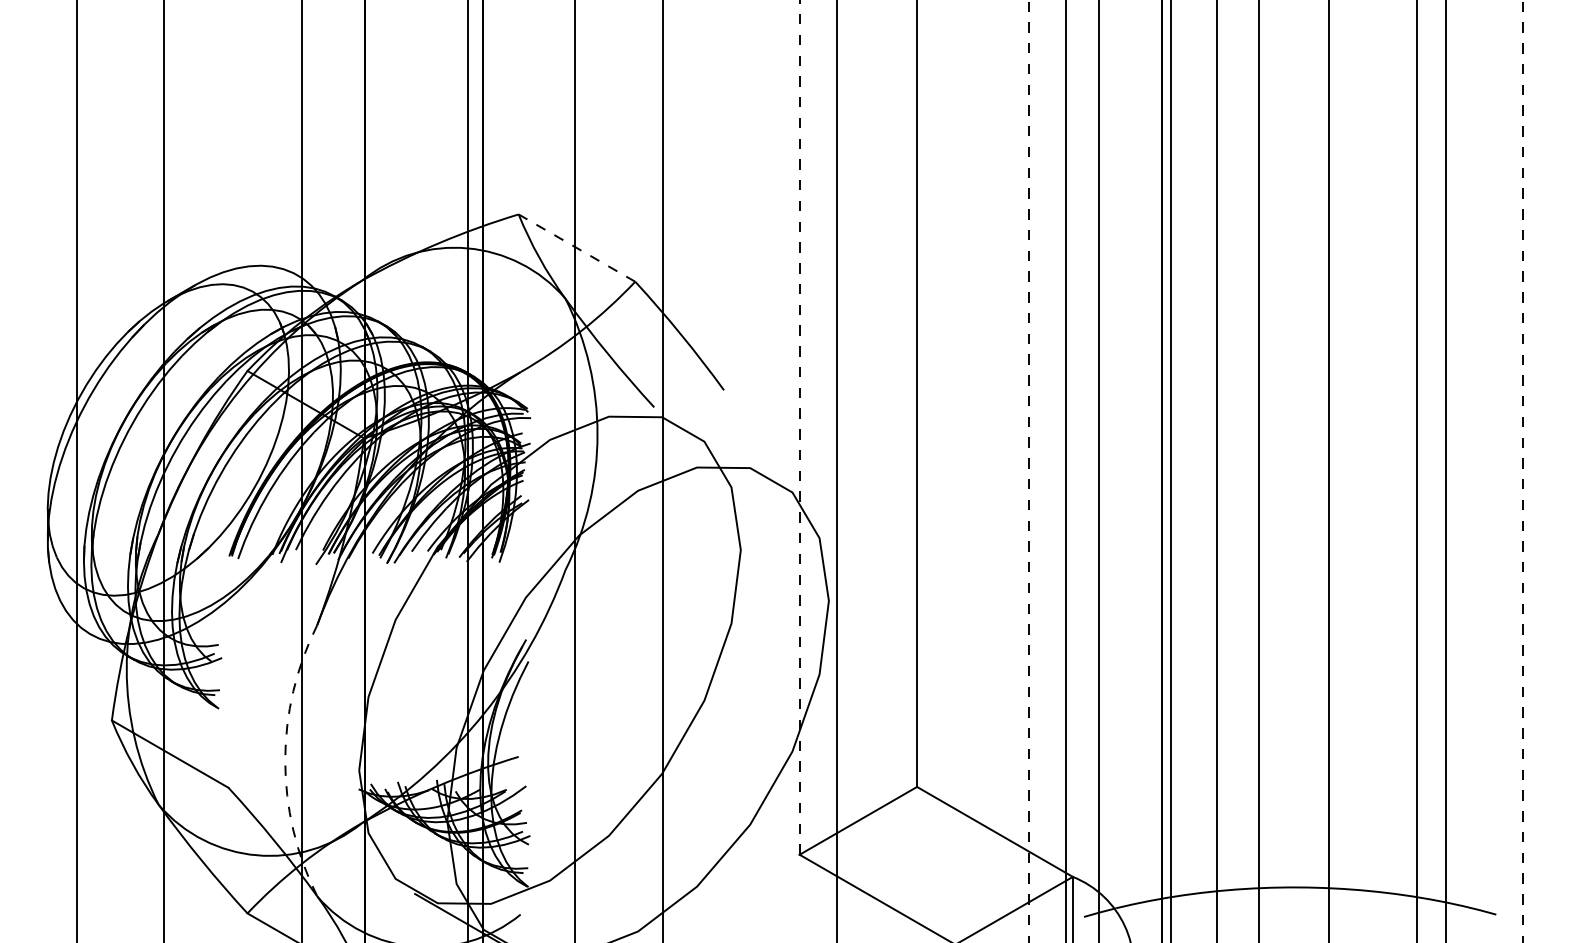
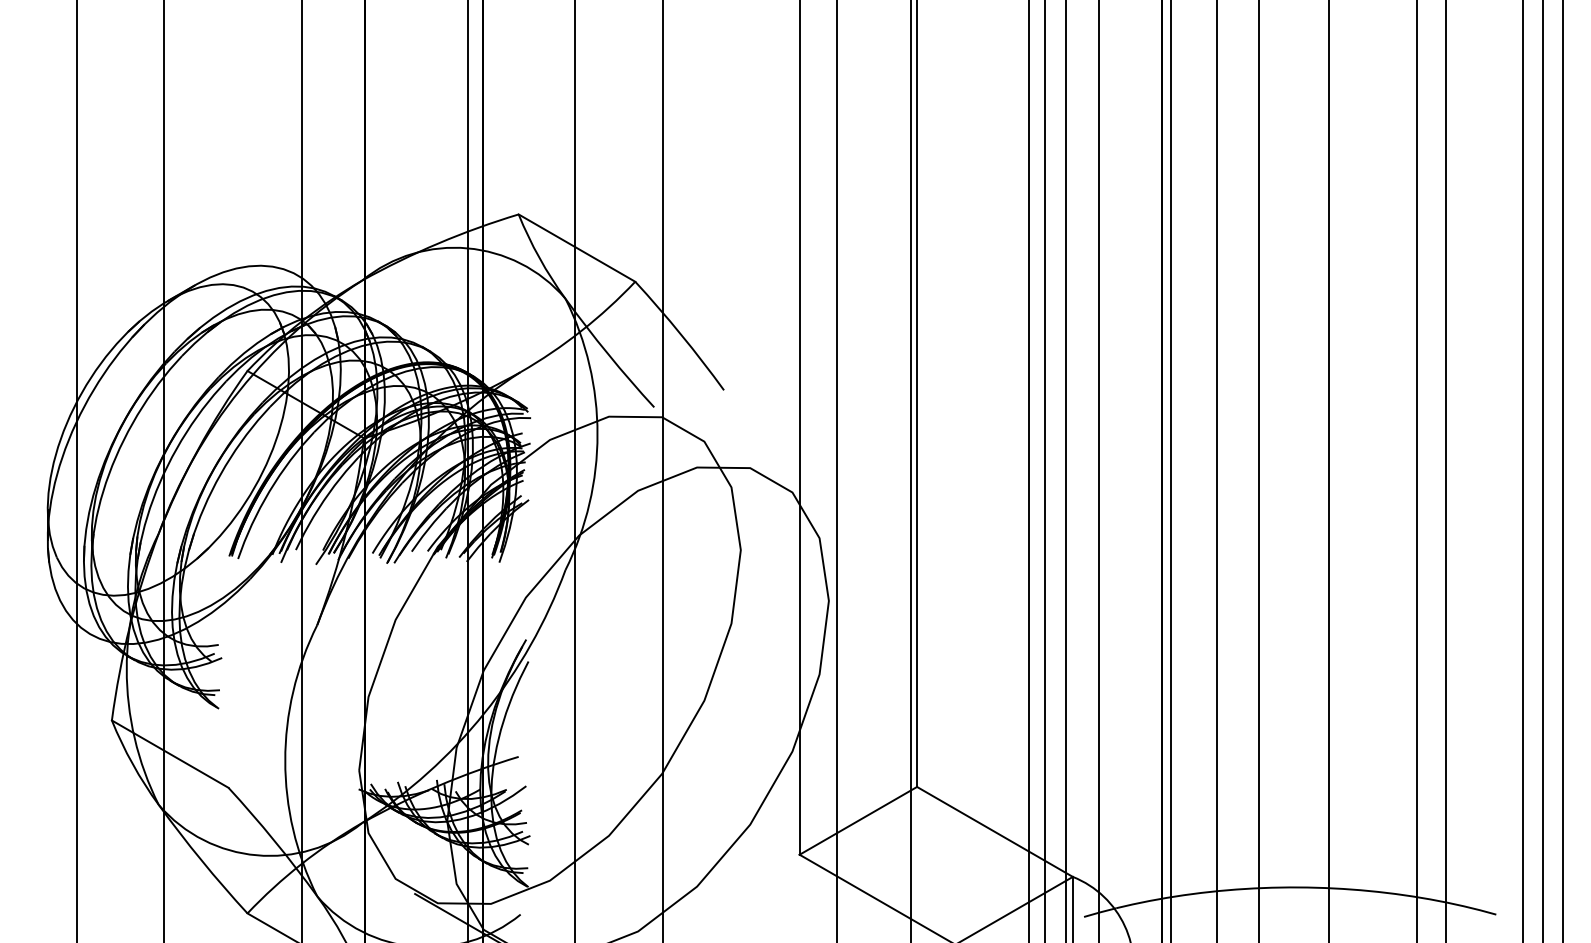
line: dashed -> solid (576, 247)
line: dashed -> solid (799, 426)
line: none -> present (911, 470)
line: dashed -> solid (1028, 470)
line: none -> present (1045, 470)
line: none -> present (1543, 470)
line: none -> present (1562, 470)
line: dashed -> solid (1522, 471)
arc: dashed -> solid (285, 760)
